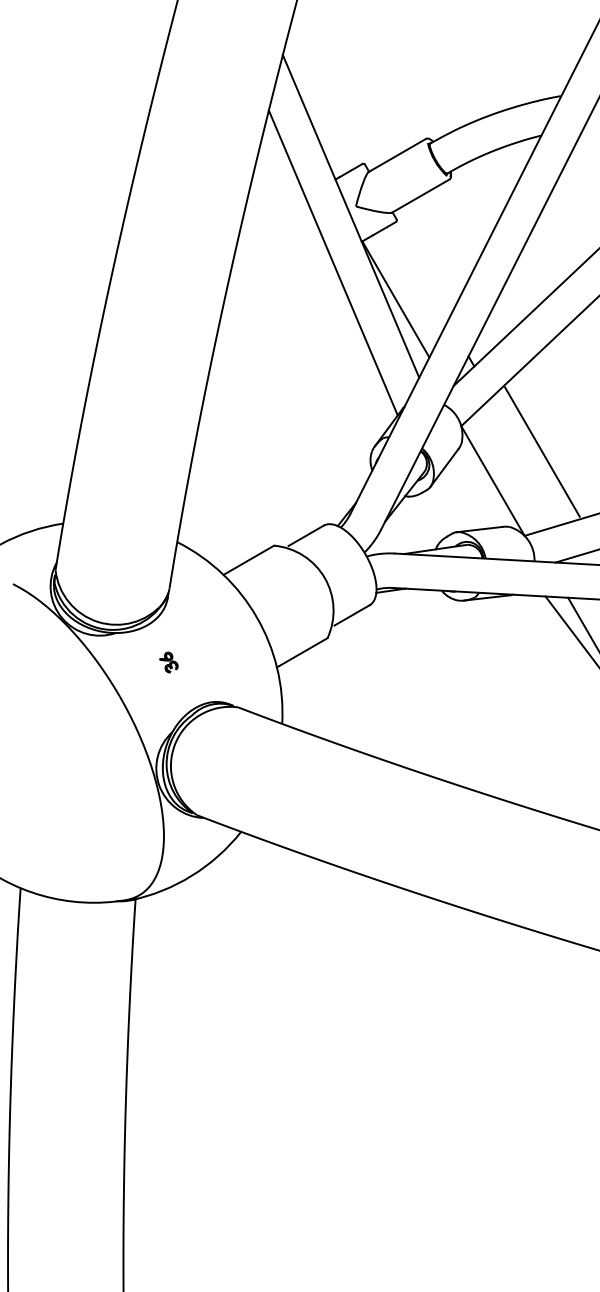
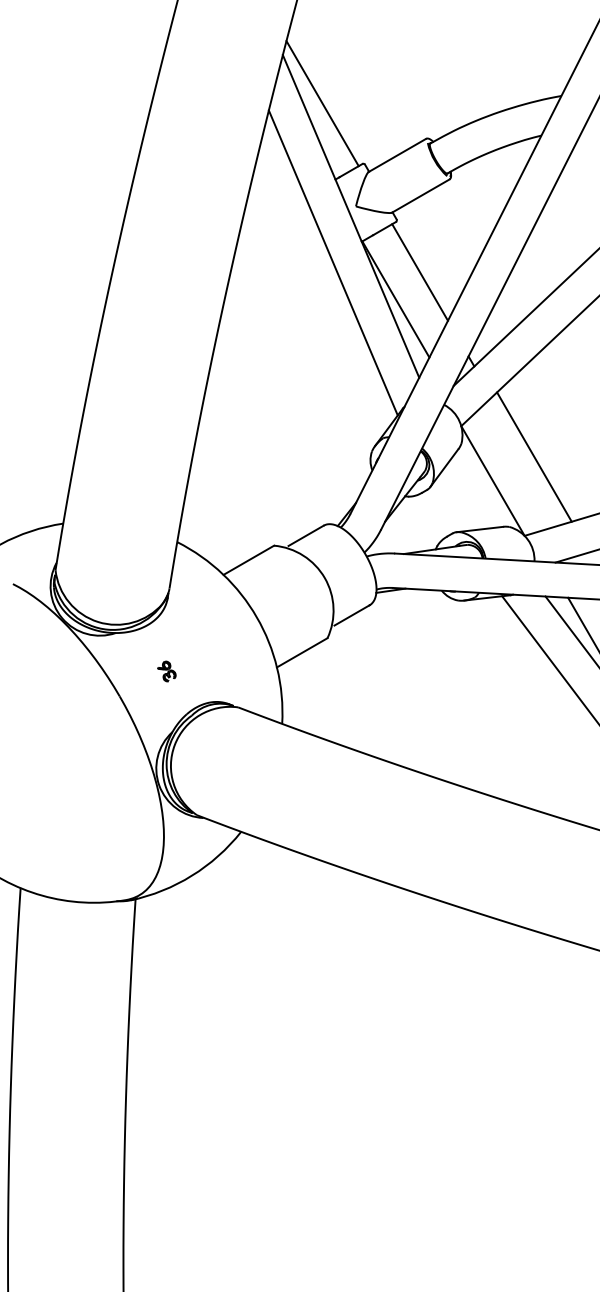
line: none -> present (322, 103)
line: none -> present (419, 272)
line position: (542, 451) -> (534, 456) (534, 456)
line: none -> present (549, 658)
part position: (168, 662) -> (166, 671) (166, 671)
